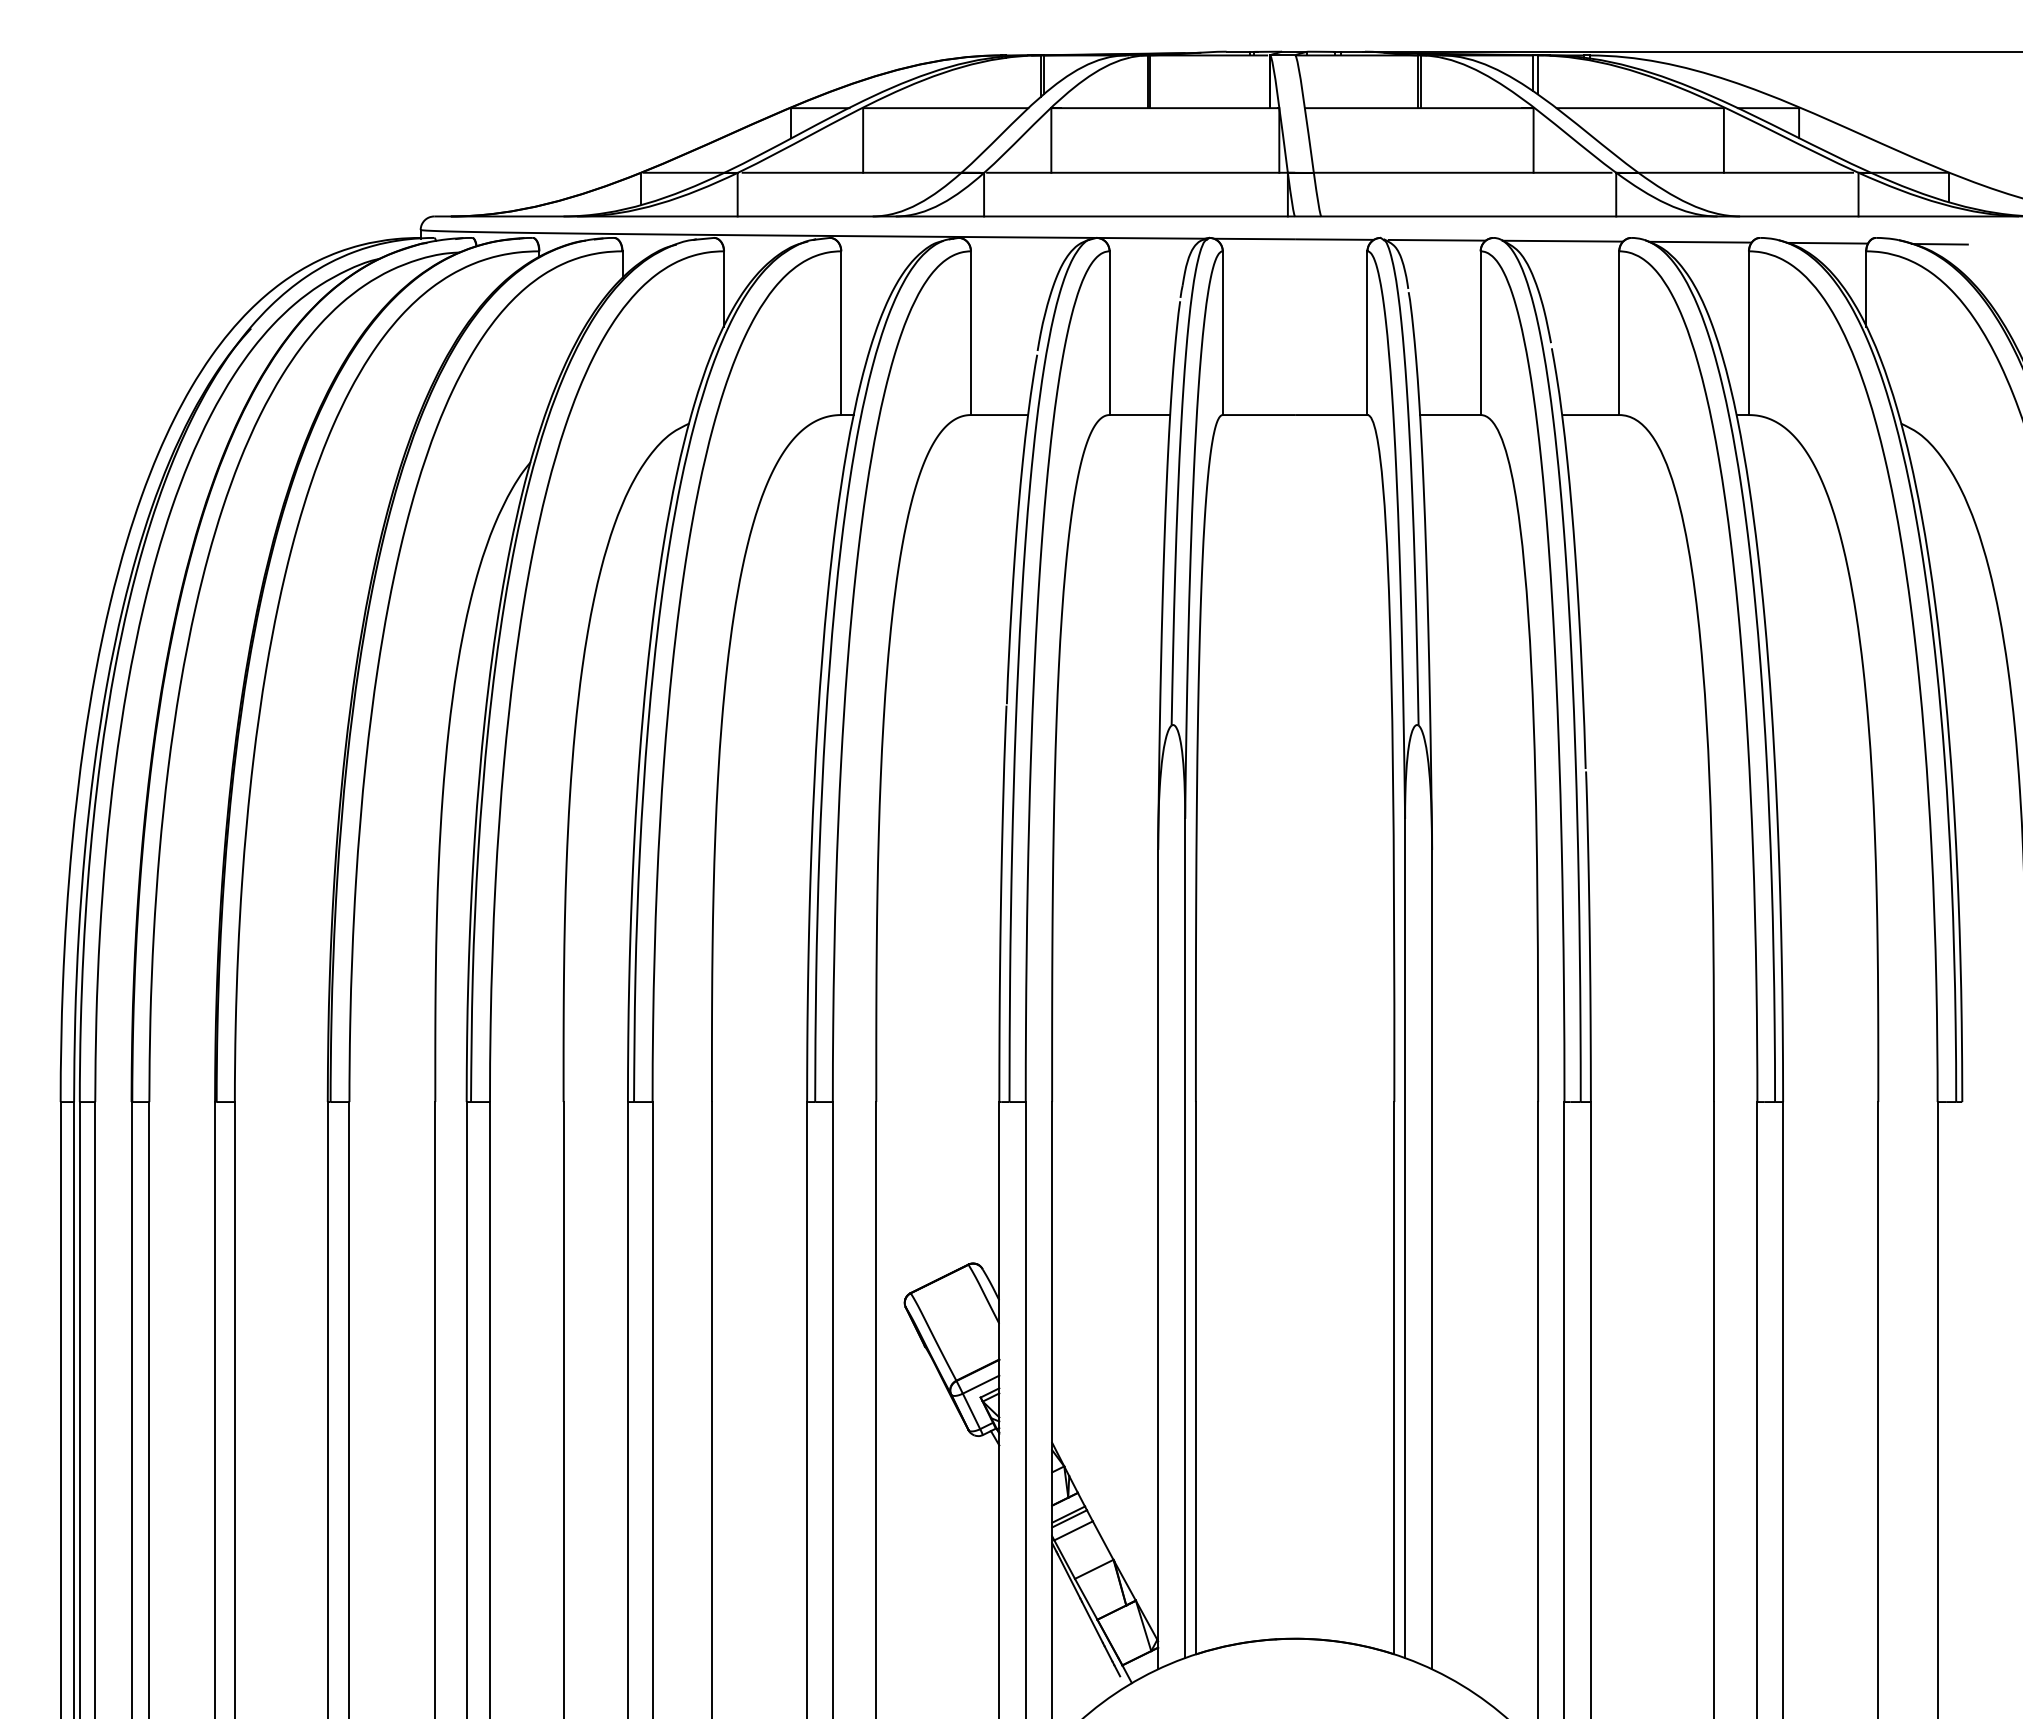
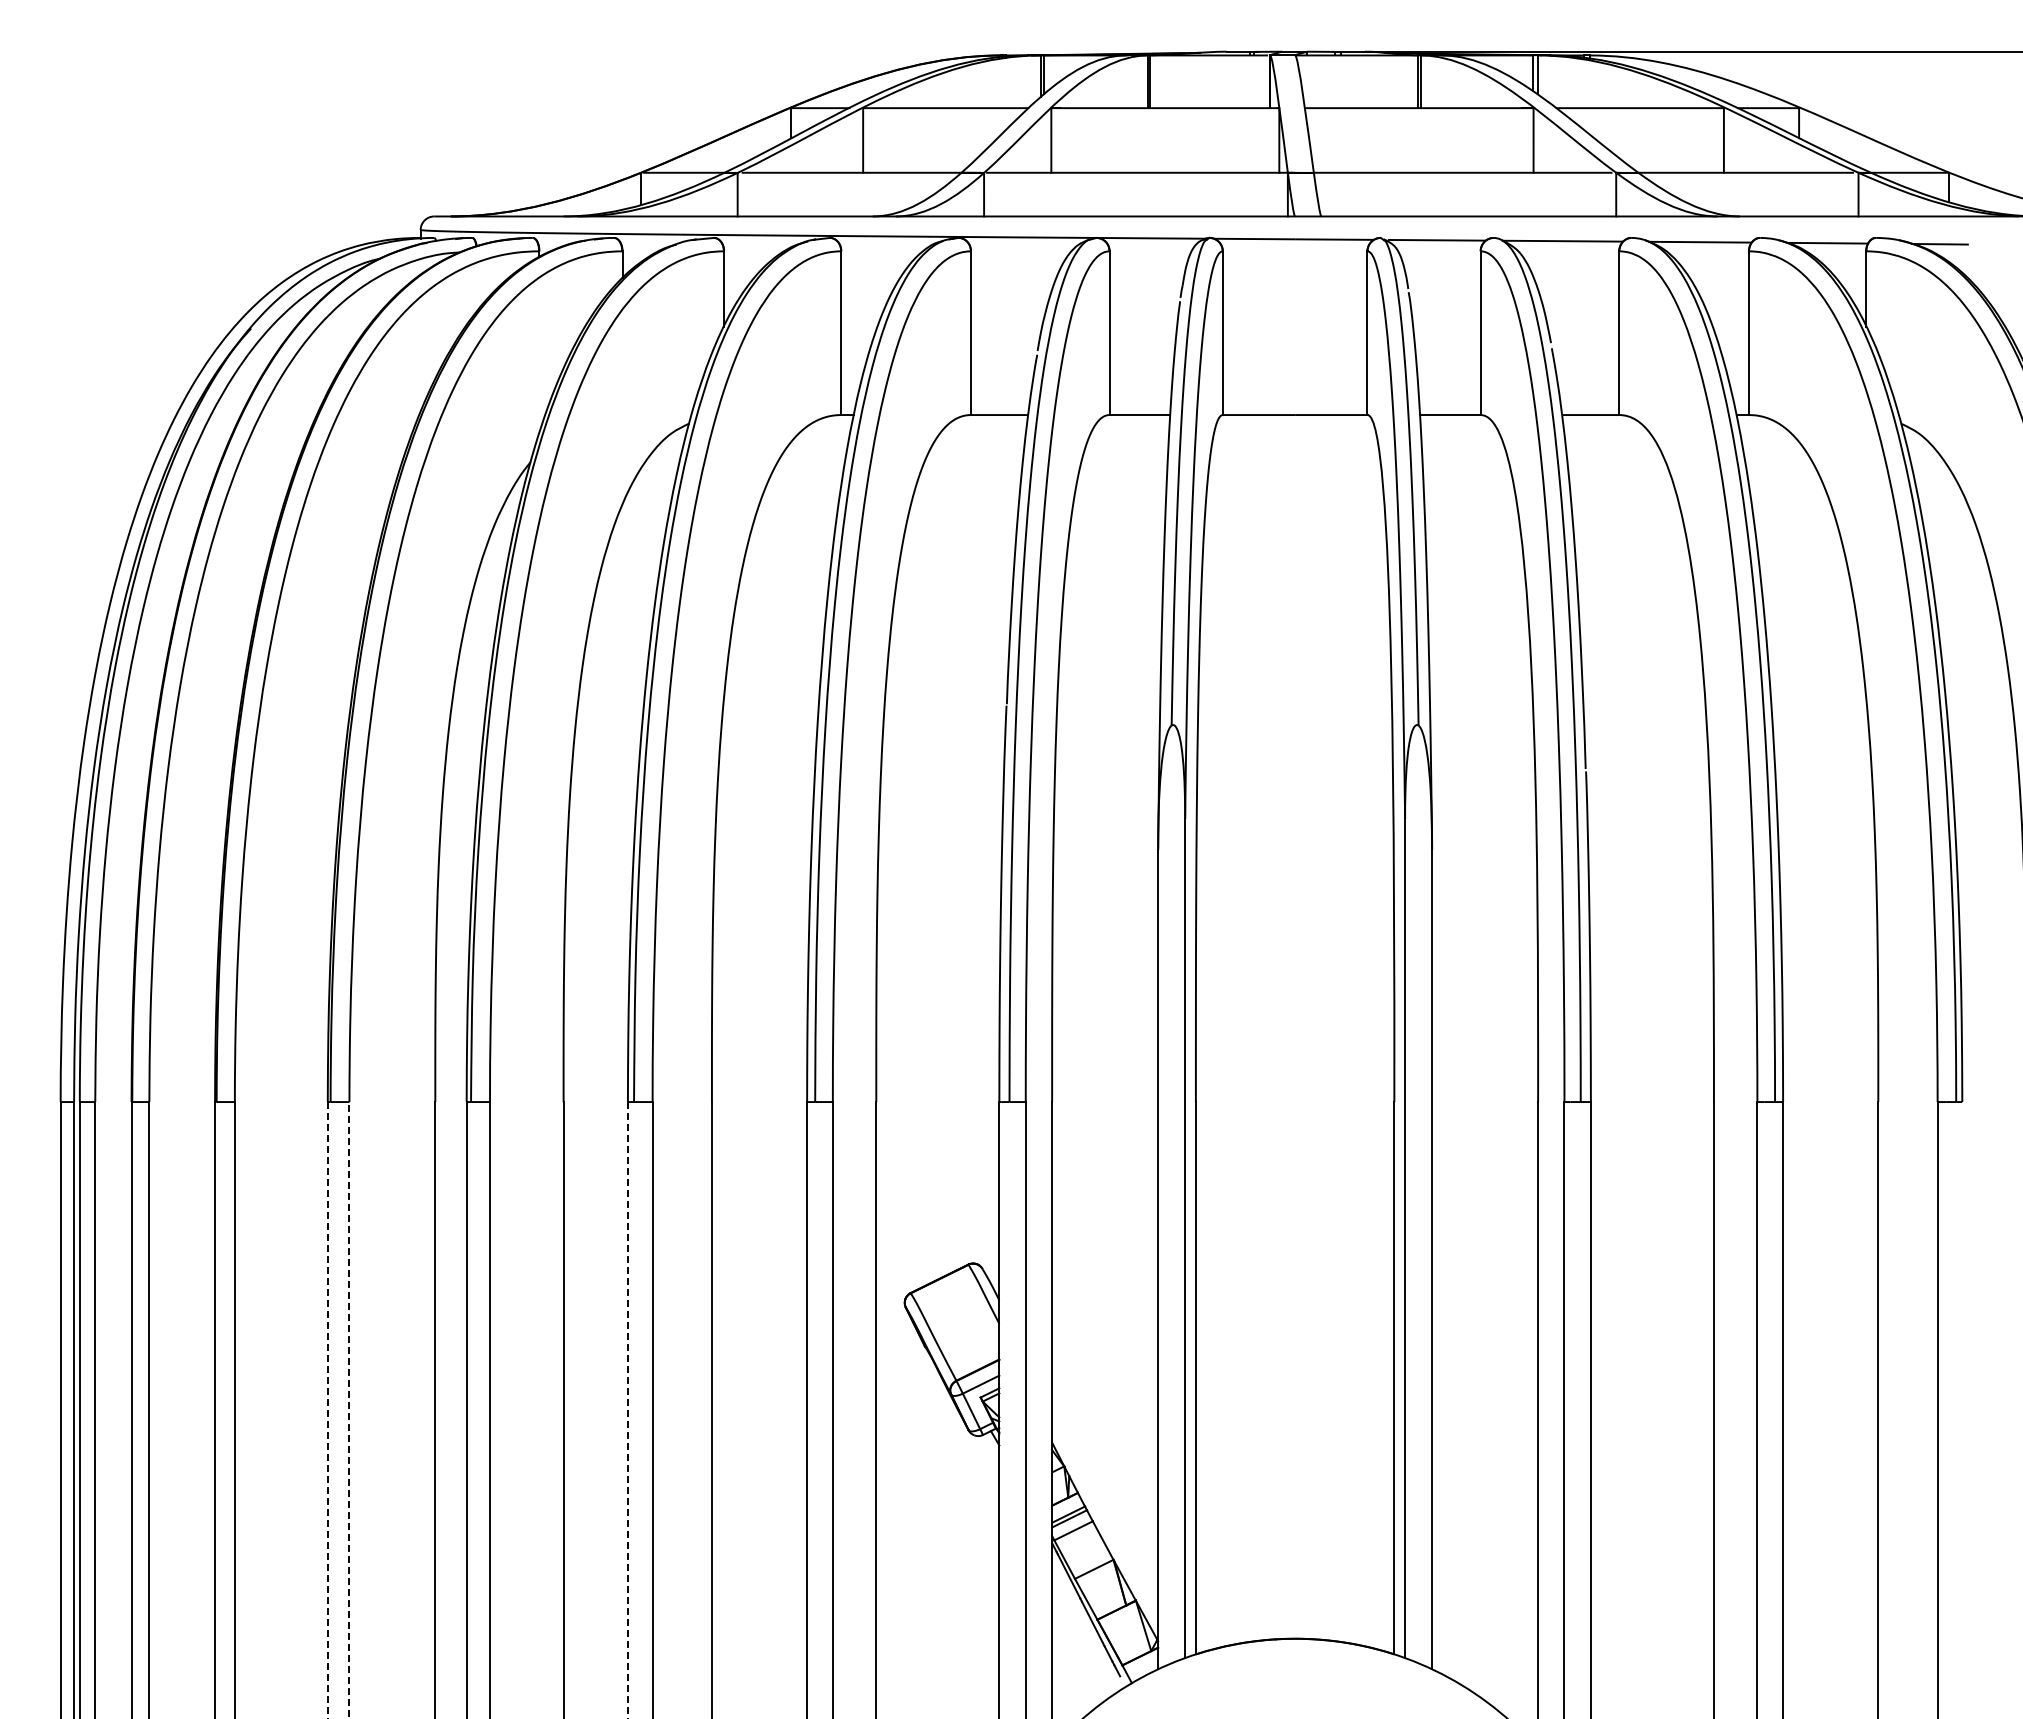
line: solid -> dashed (349, 1409)
line: solid -> dashed (327, 1410)
line: solid -> dashed (627, 1410)
